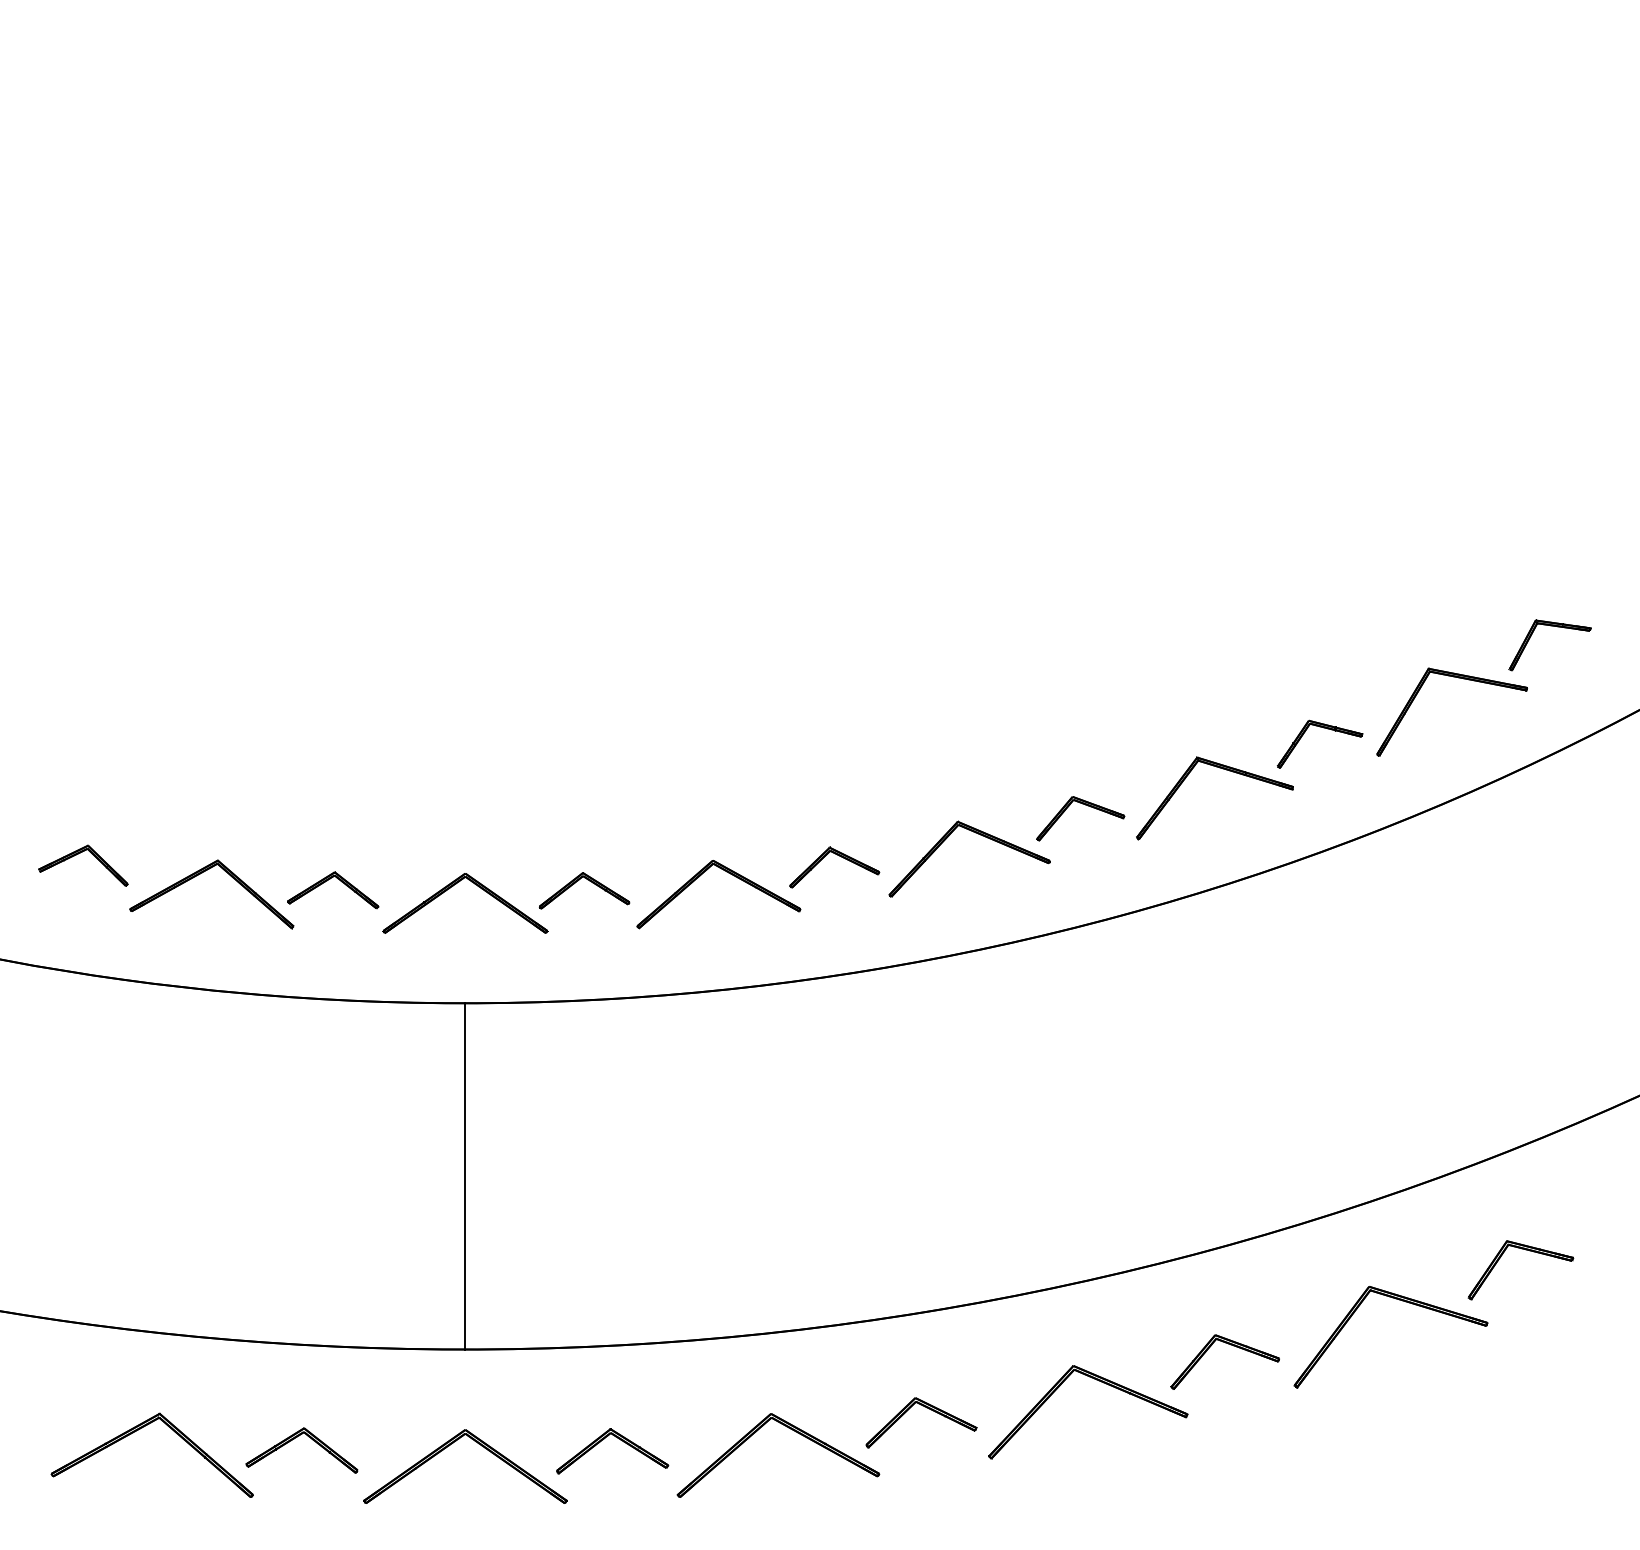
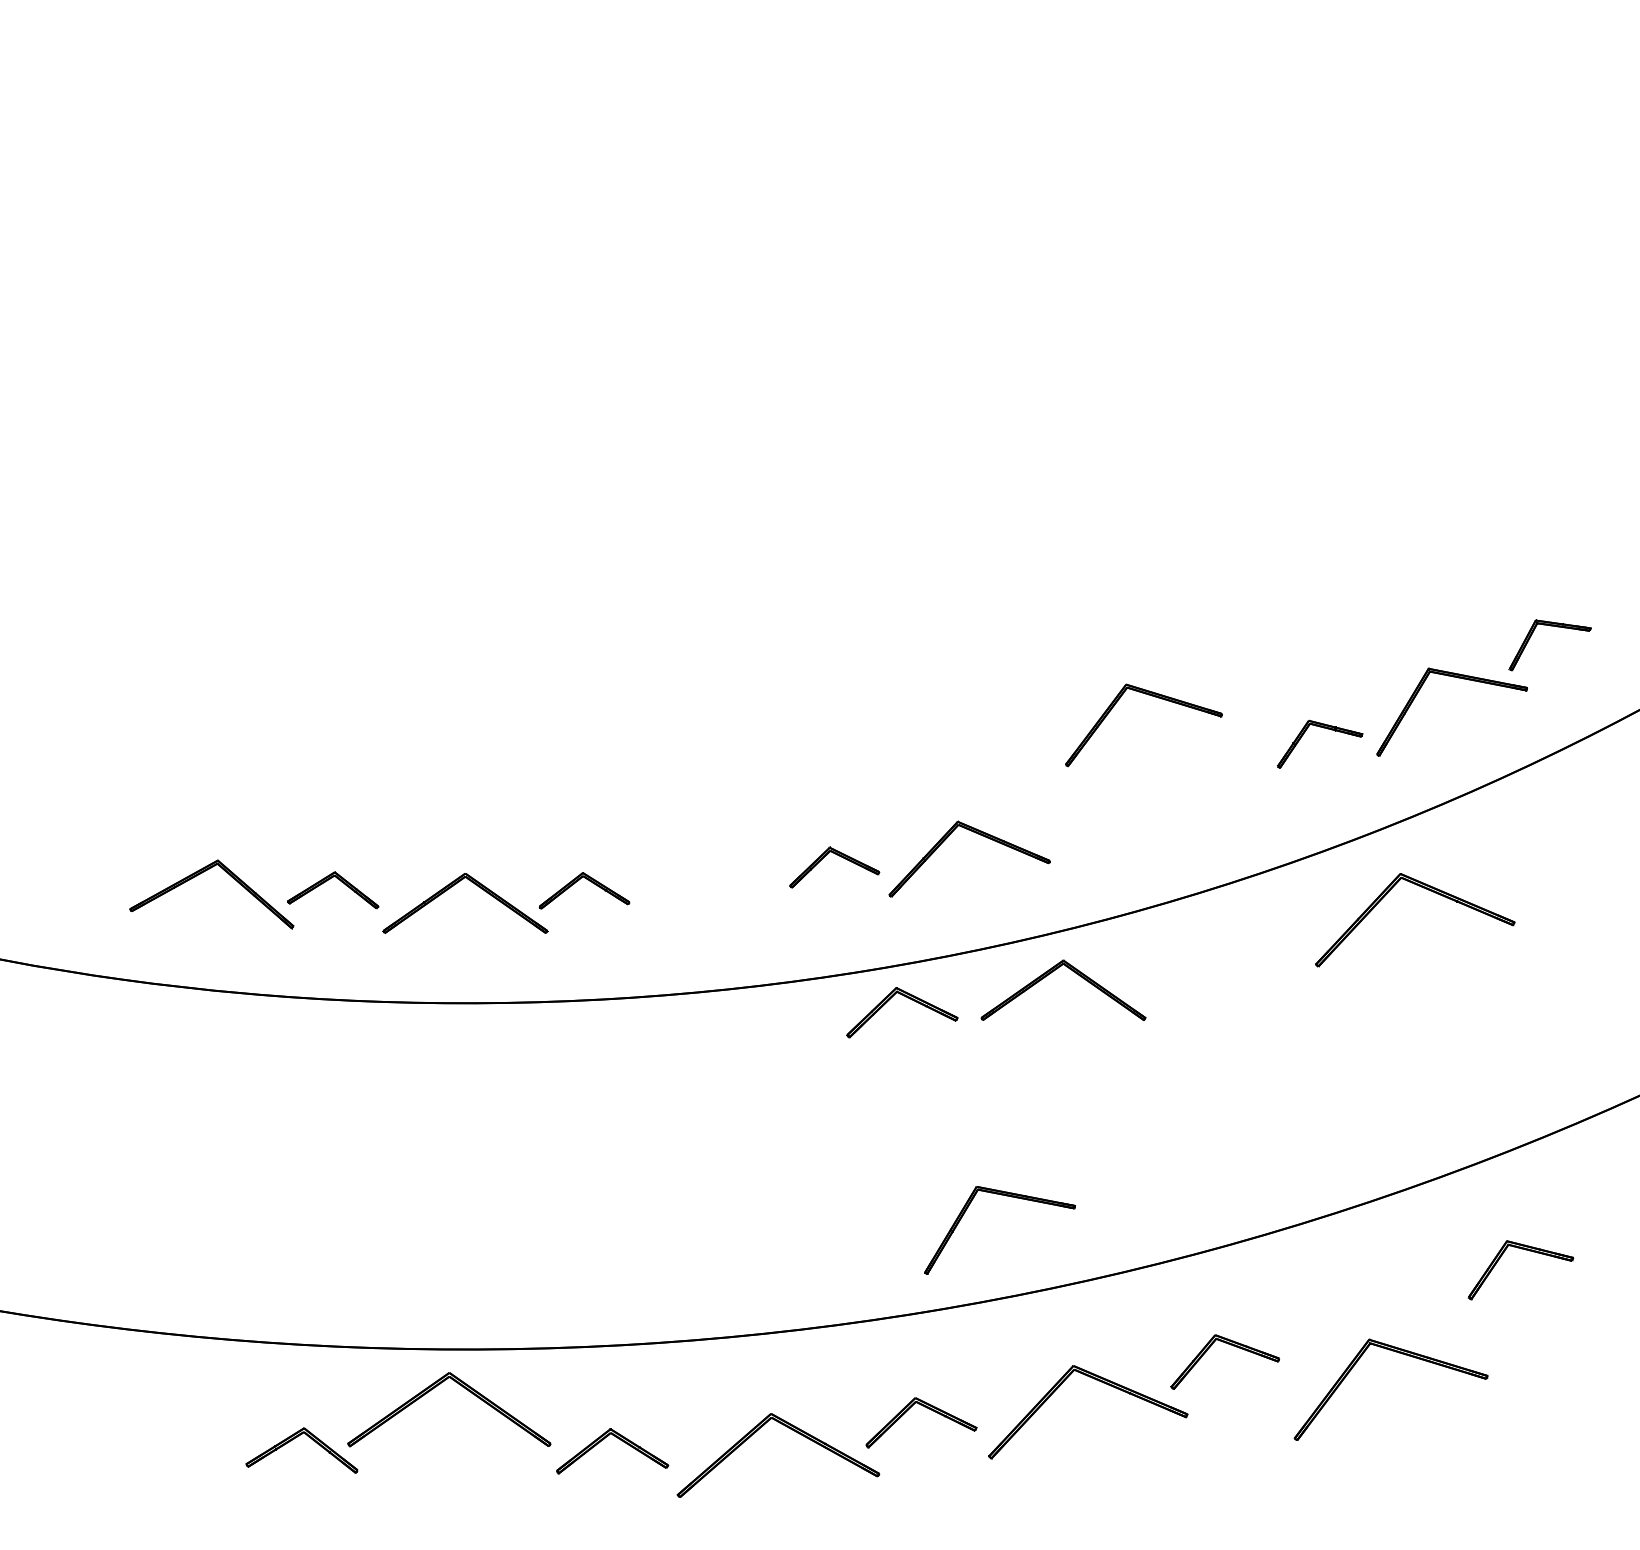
part position: (1223, 769) -> (1152, 696) (1152, 696)
part: present -> none (1085, 805)
part: present -> none (78, 854)
part: present -> none (728, 873)
part: none -> present (1430, 891)
part: none -> present (1076, 974)
part: none -> present (907, 998)
line: present -> none (465, 1176)
part: none -> present (1006, 1196)
part position: (1402, 1301) -> (1402, 1354) (1402, 1354)
part: present -> none (138, 1430)
part position: (478, 1444) -> (462, 1387) (462, 1387)
